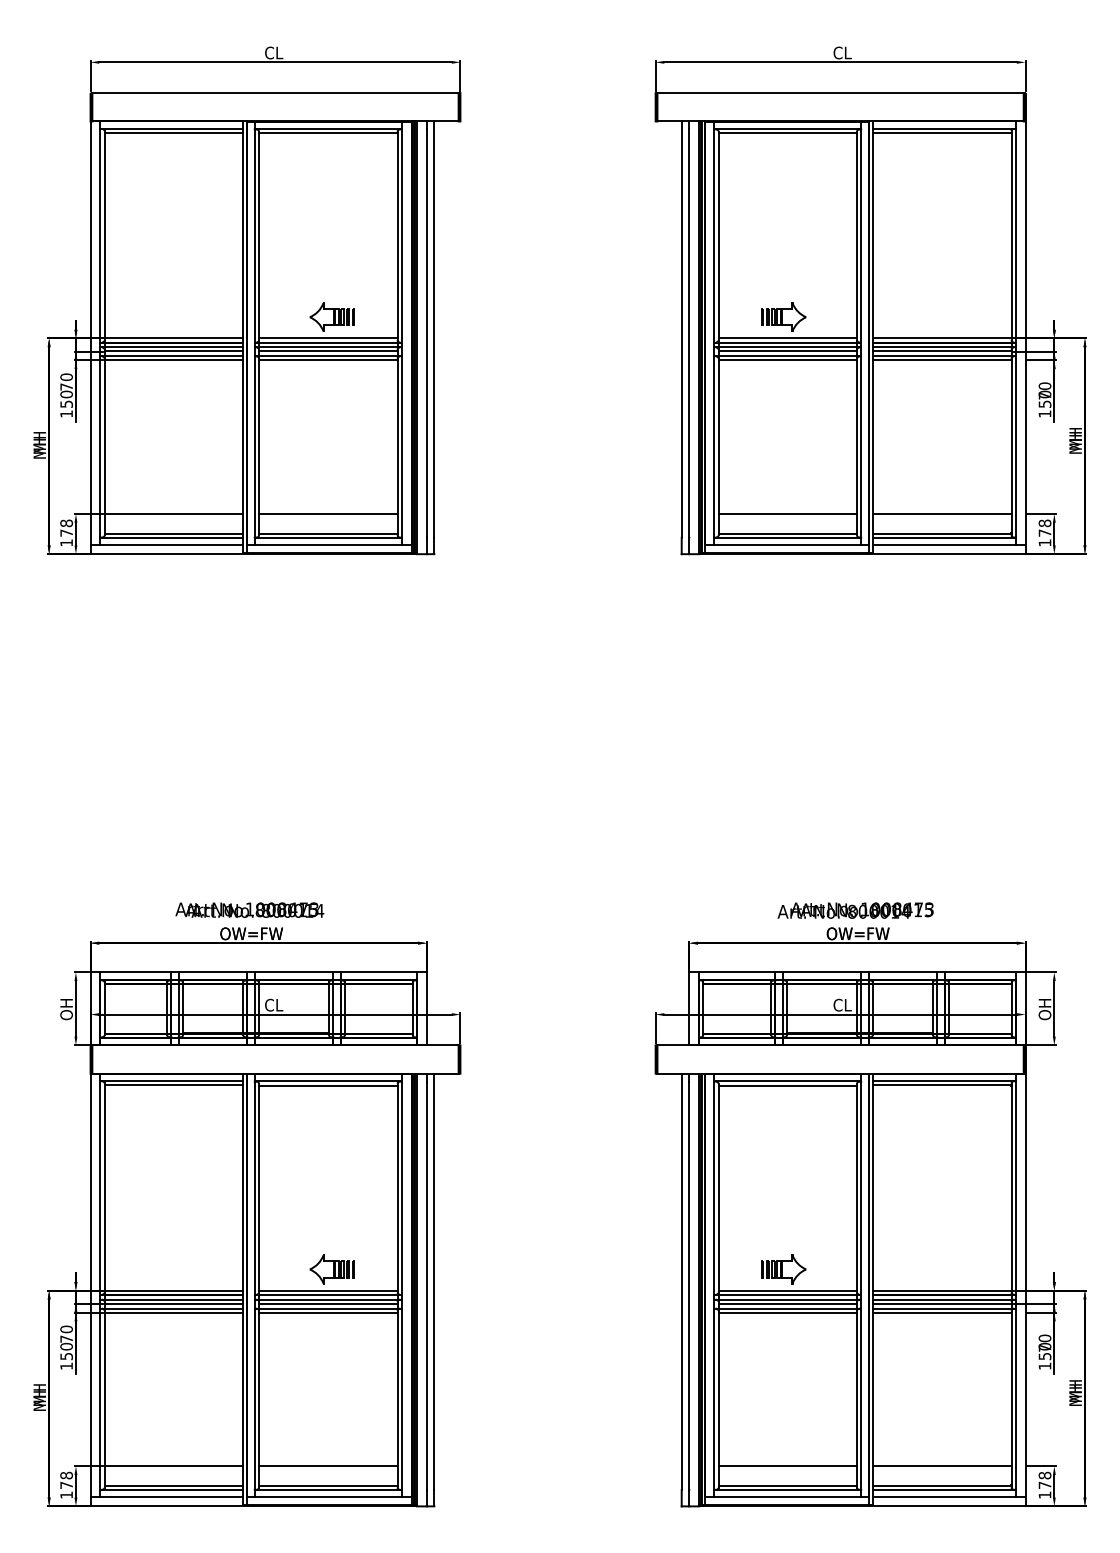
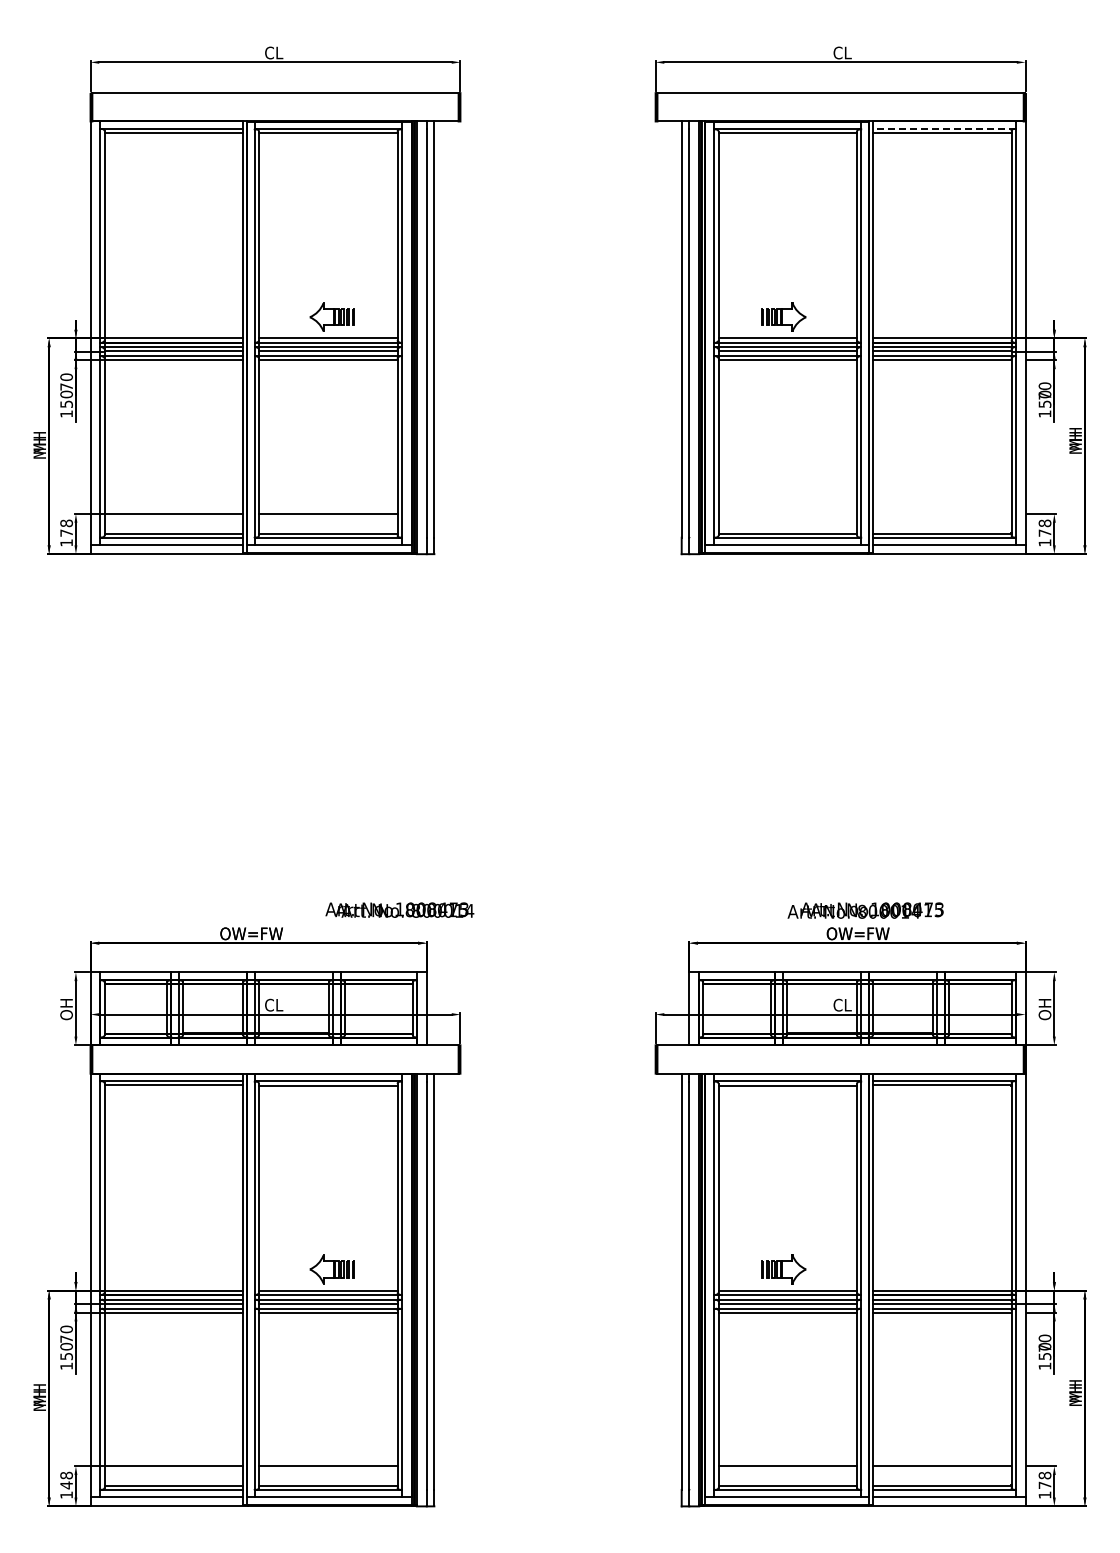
line: solid -> dashed (943, 128)
line: present -> none (787, 514)
line: present -> none (941, 514)
text position: (249, 909) -> (399, 909) (399, 909)
text position: (855, 910) -> (865, 910) (865, 910)
text: 178 -> 148 (66, 1485)
